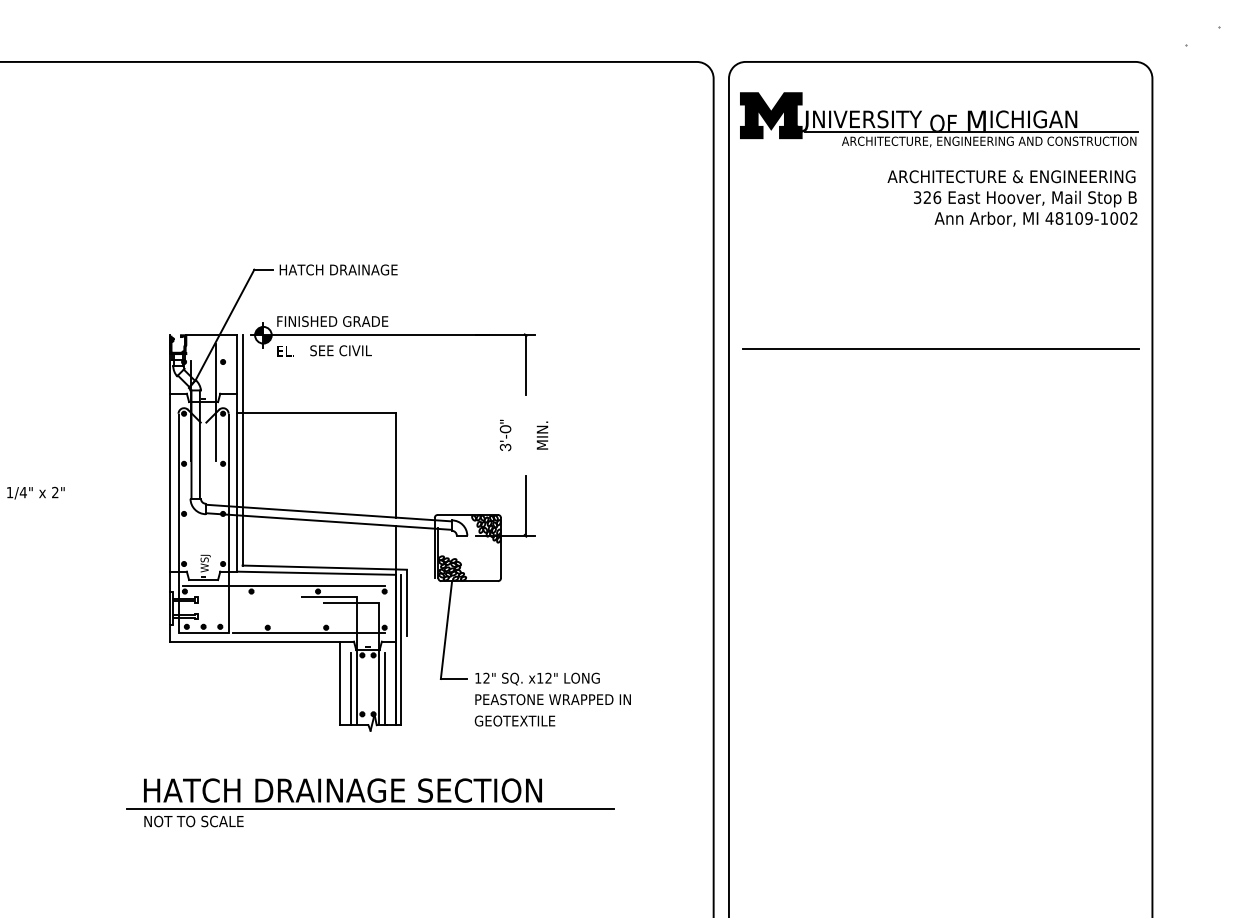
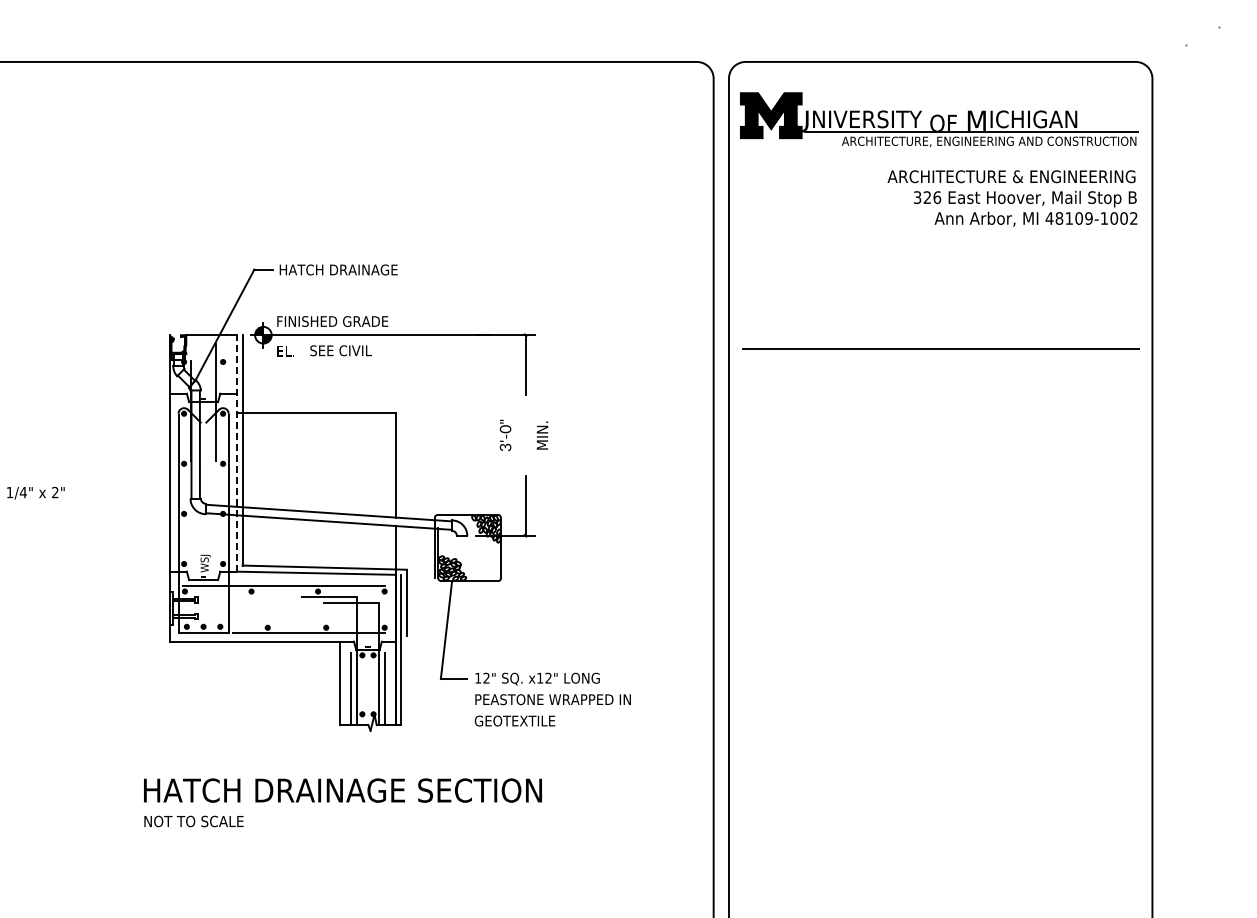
line: solid -> dashed (237, 452)
line: present -> none (370, 809)
